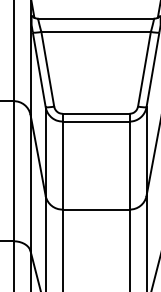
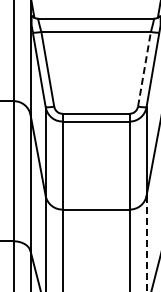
line: solid -> dashed (144, 69)
line: solid -> dashed (146, 243)
